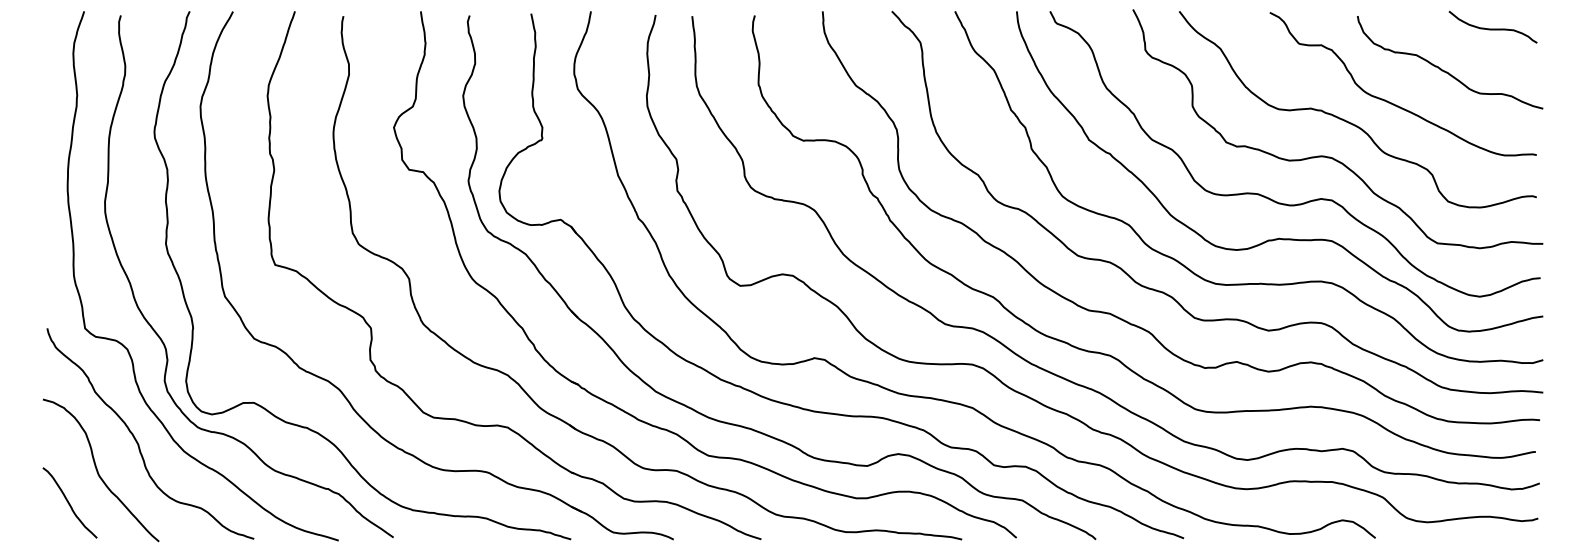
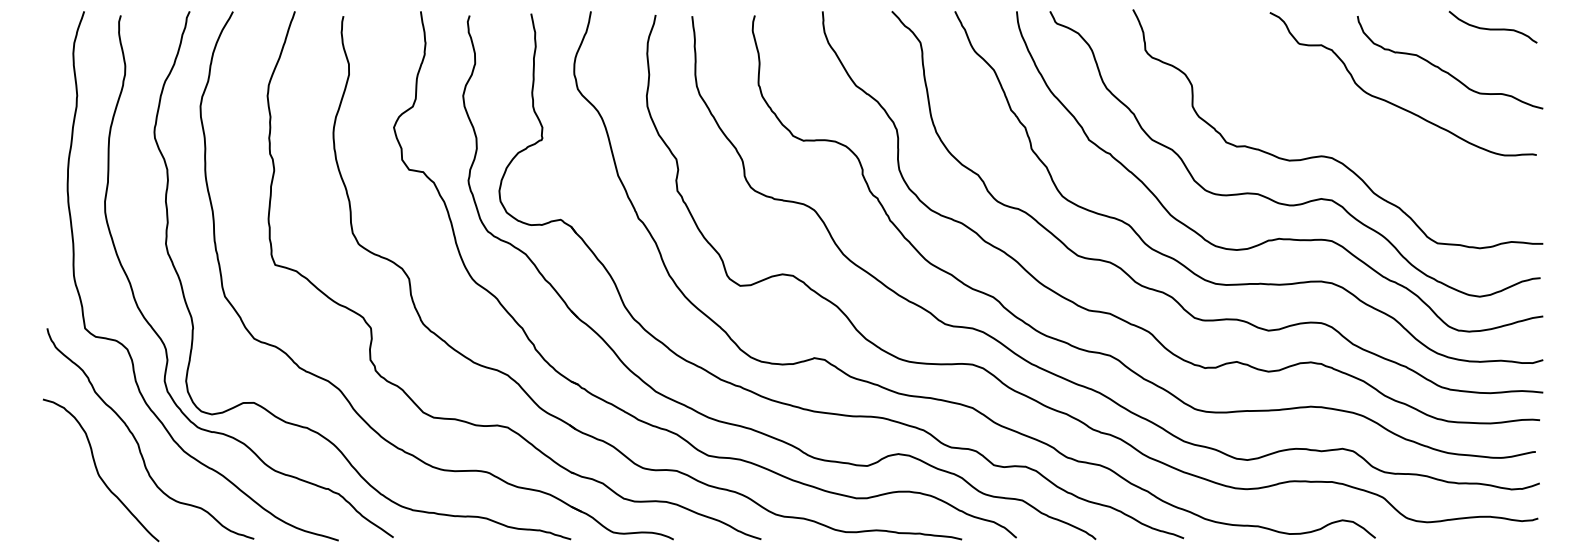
curve: present -> none (1351, 122)
curve: present -> none (69, 502)
